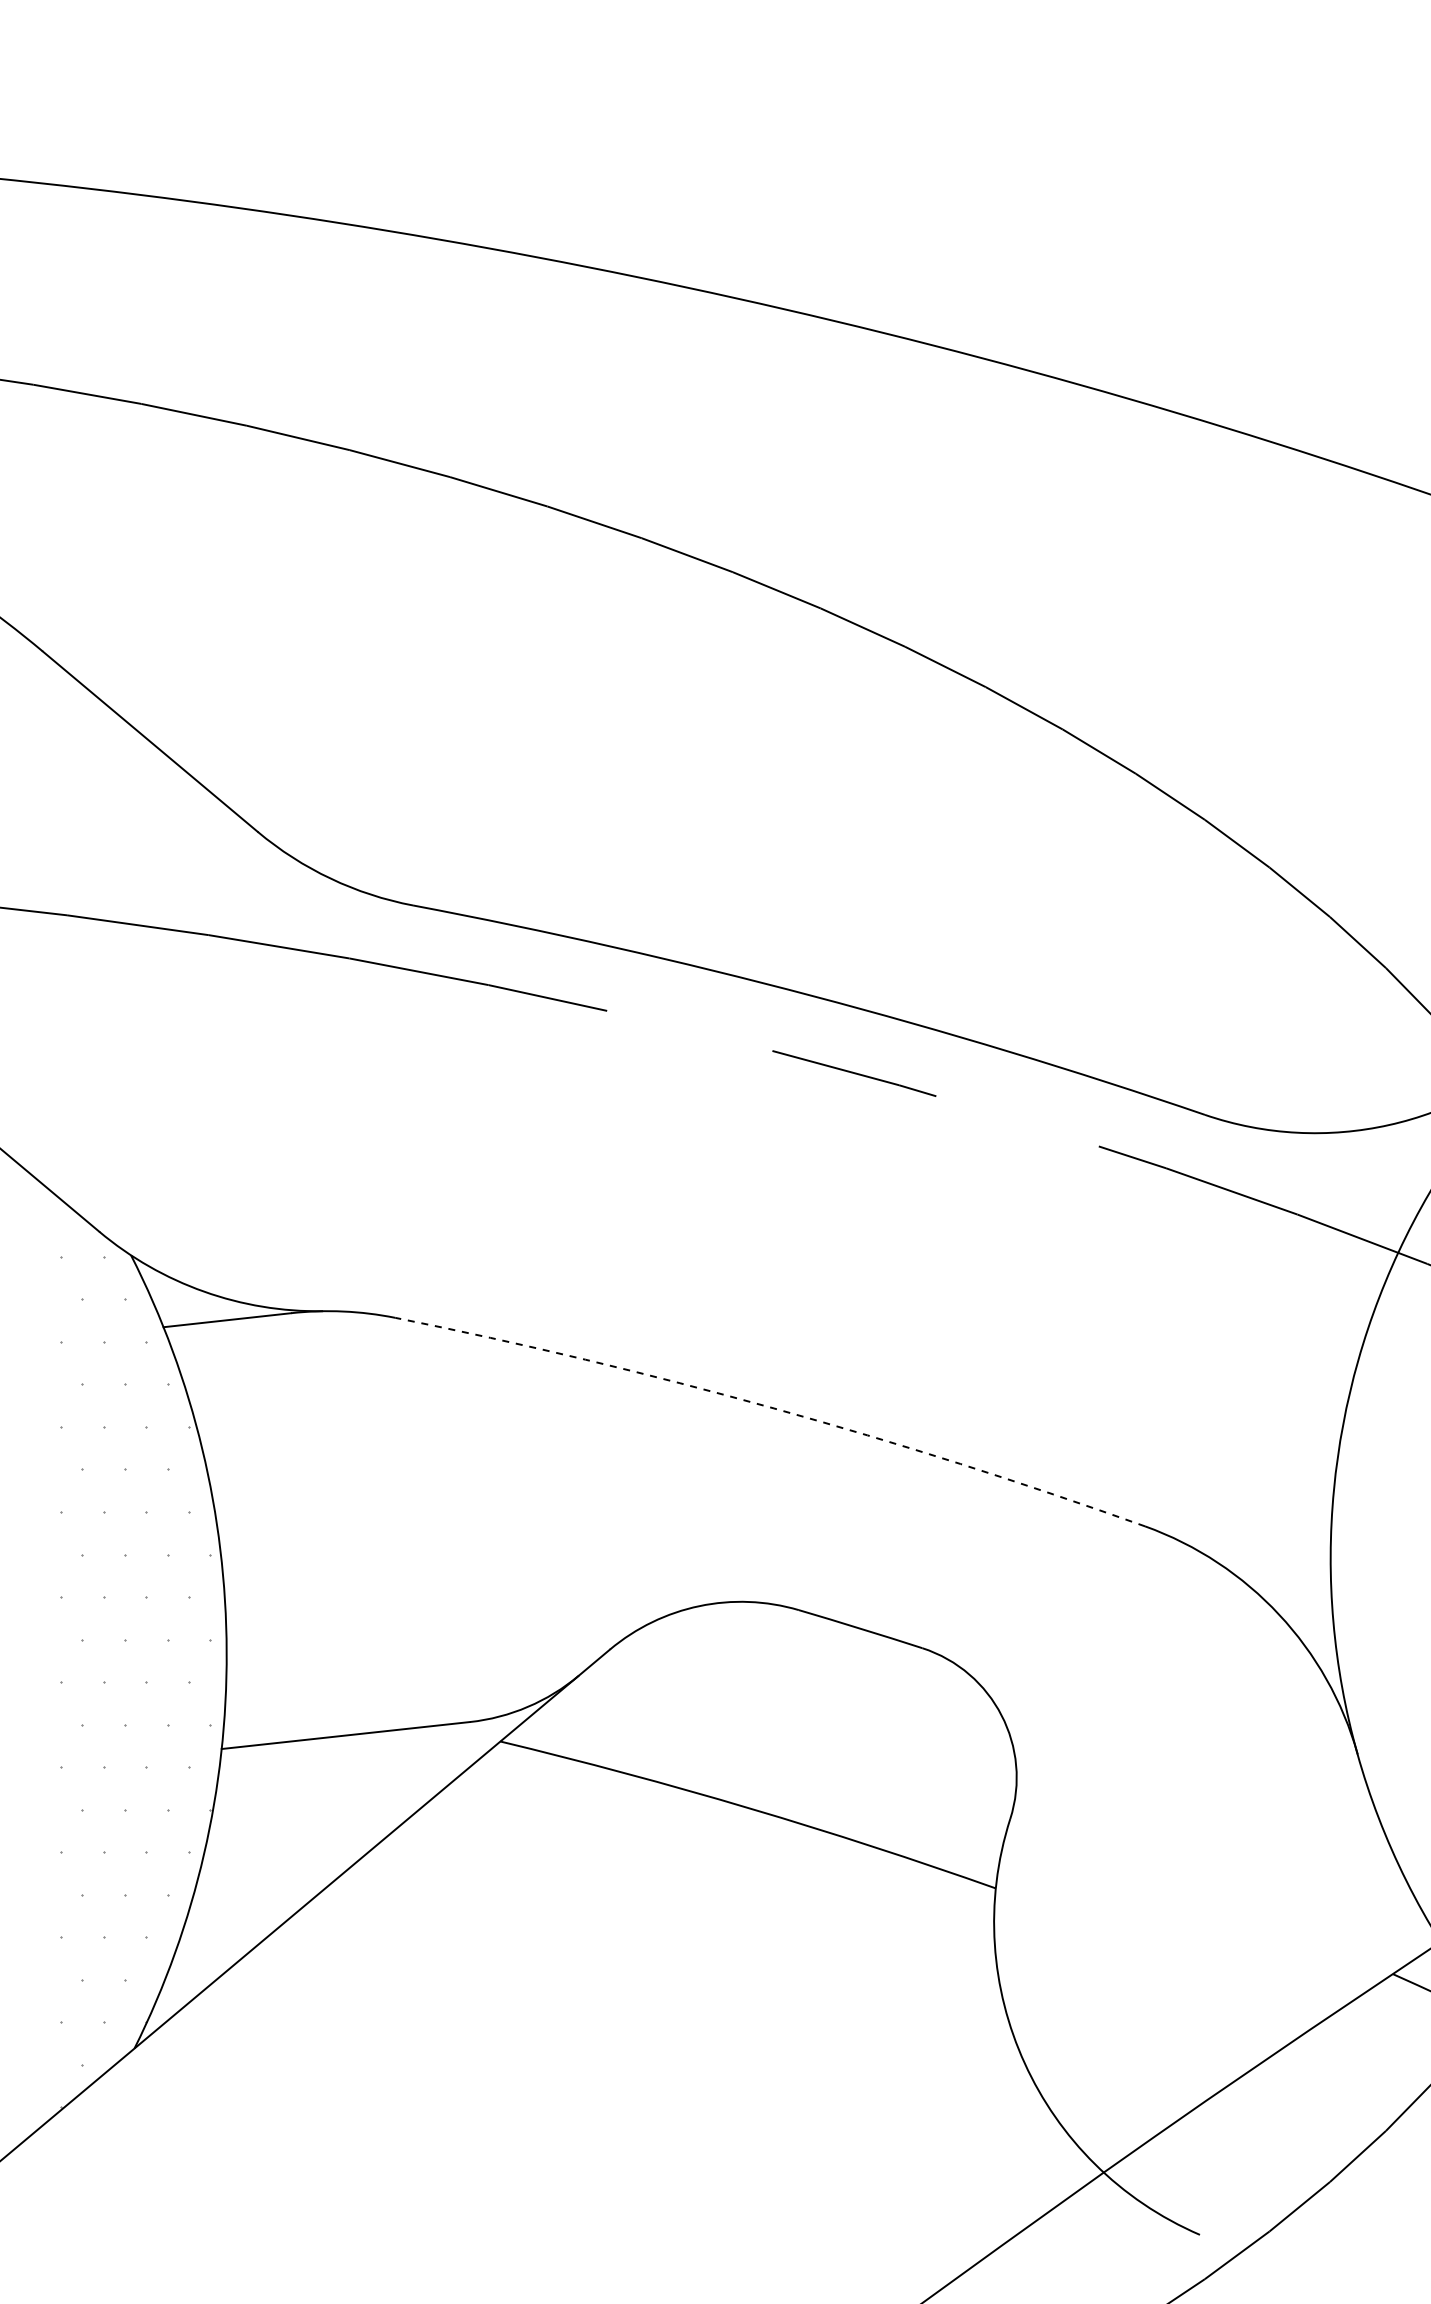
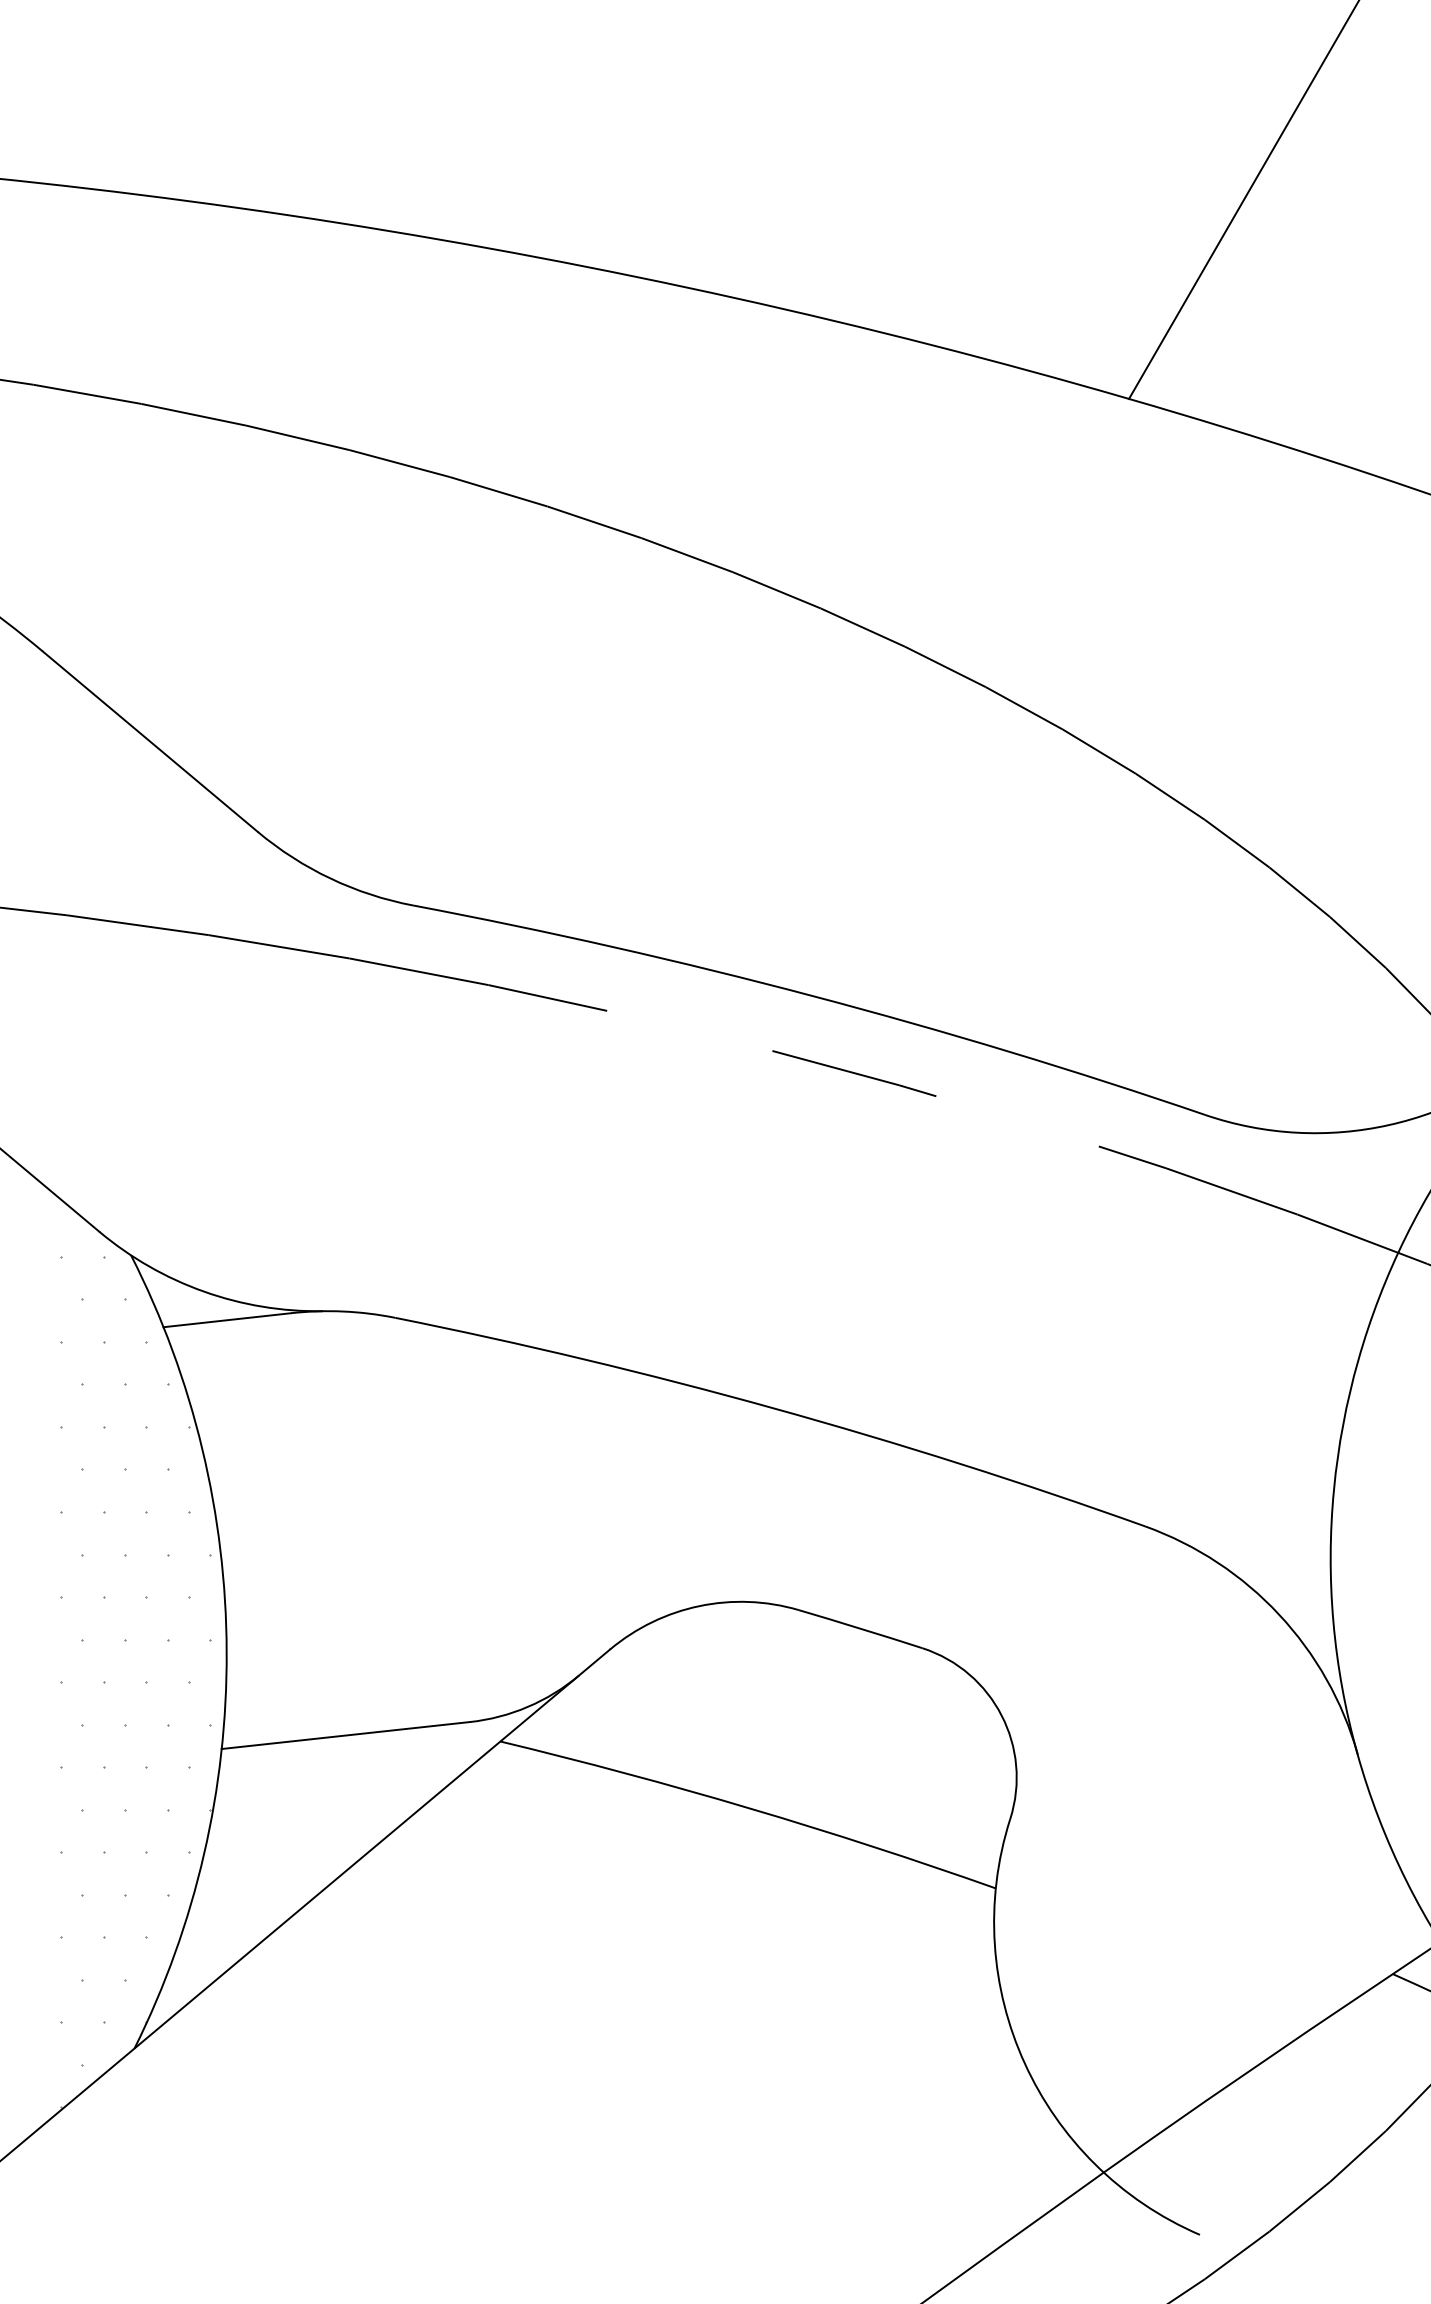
line: none -> present (1243, 200)
arc: dashed -> solid (773, 1408)
